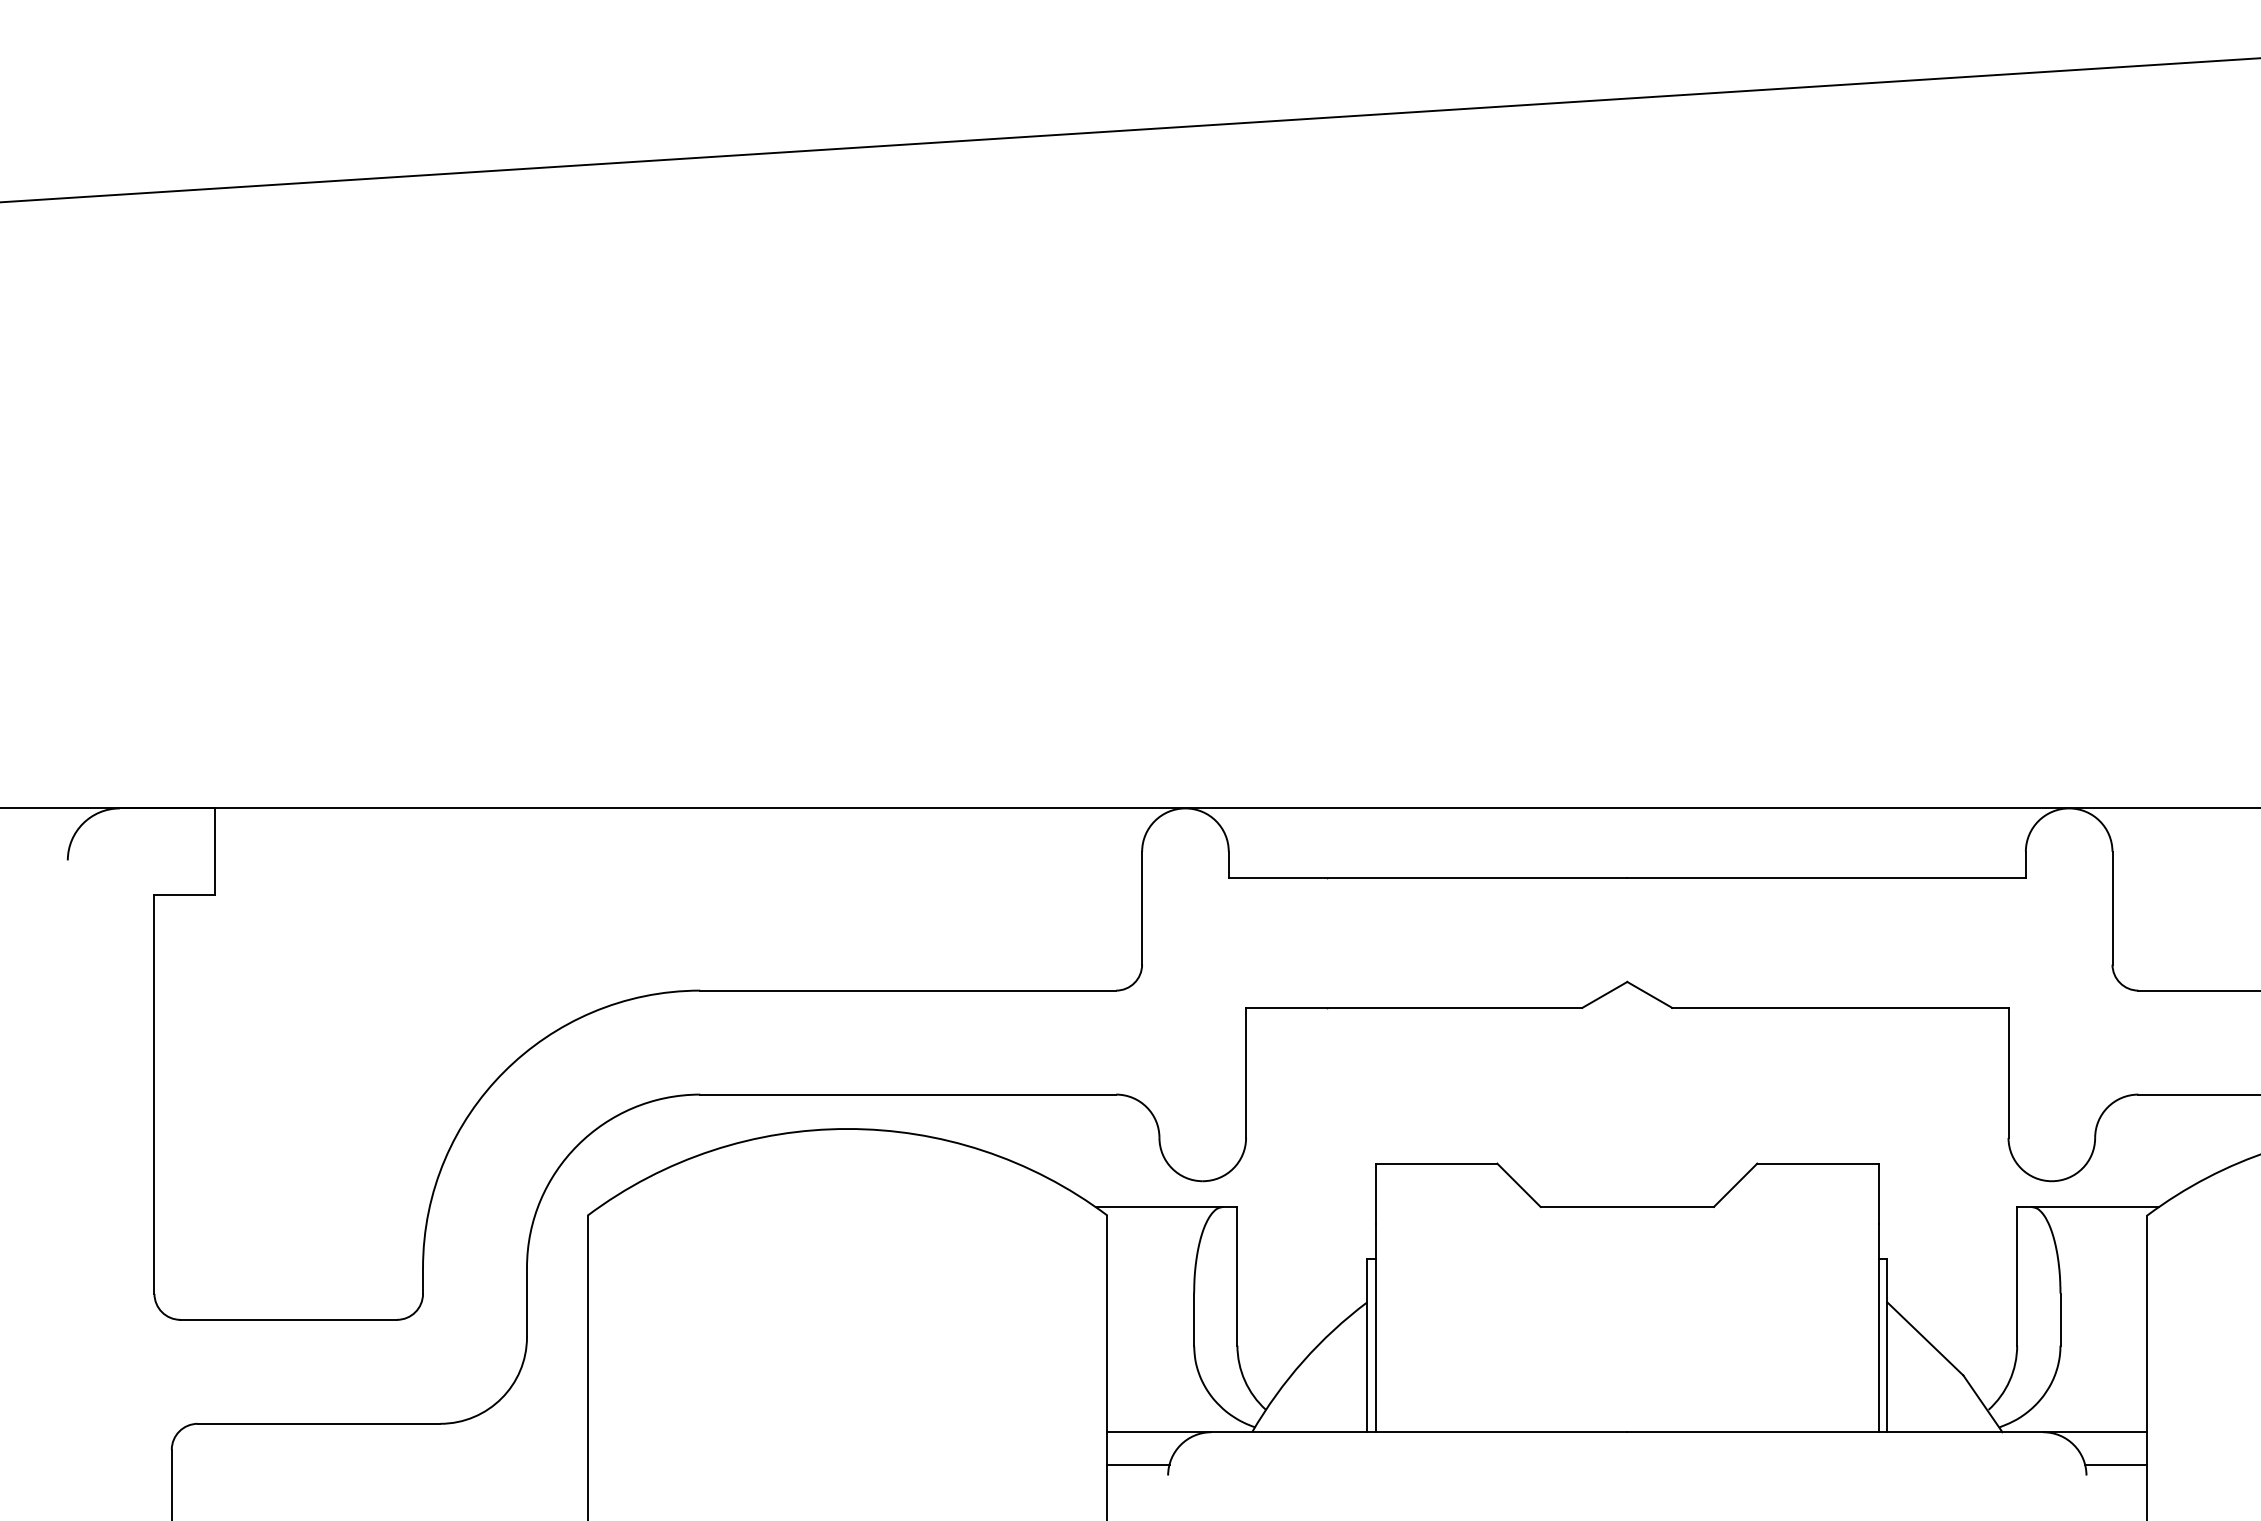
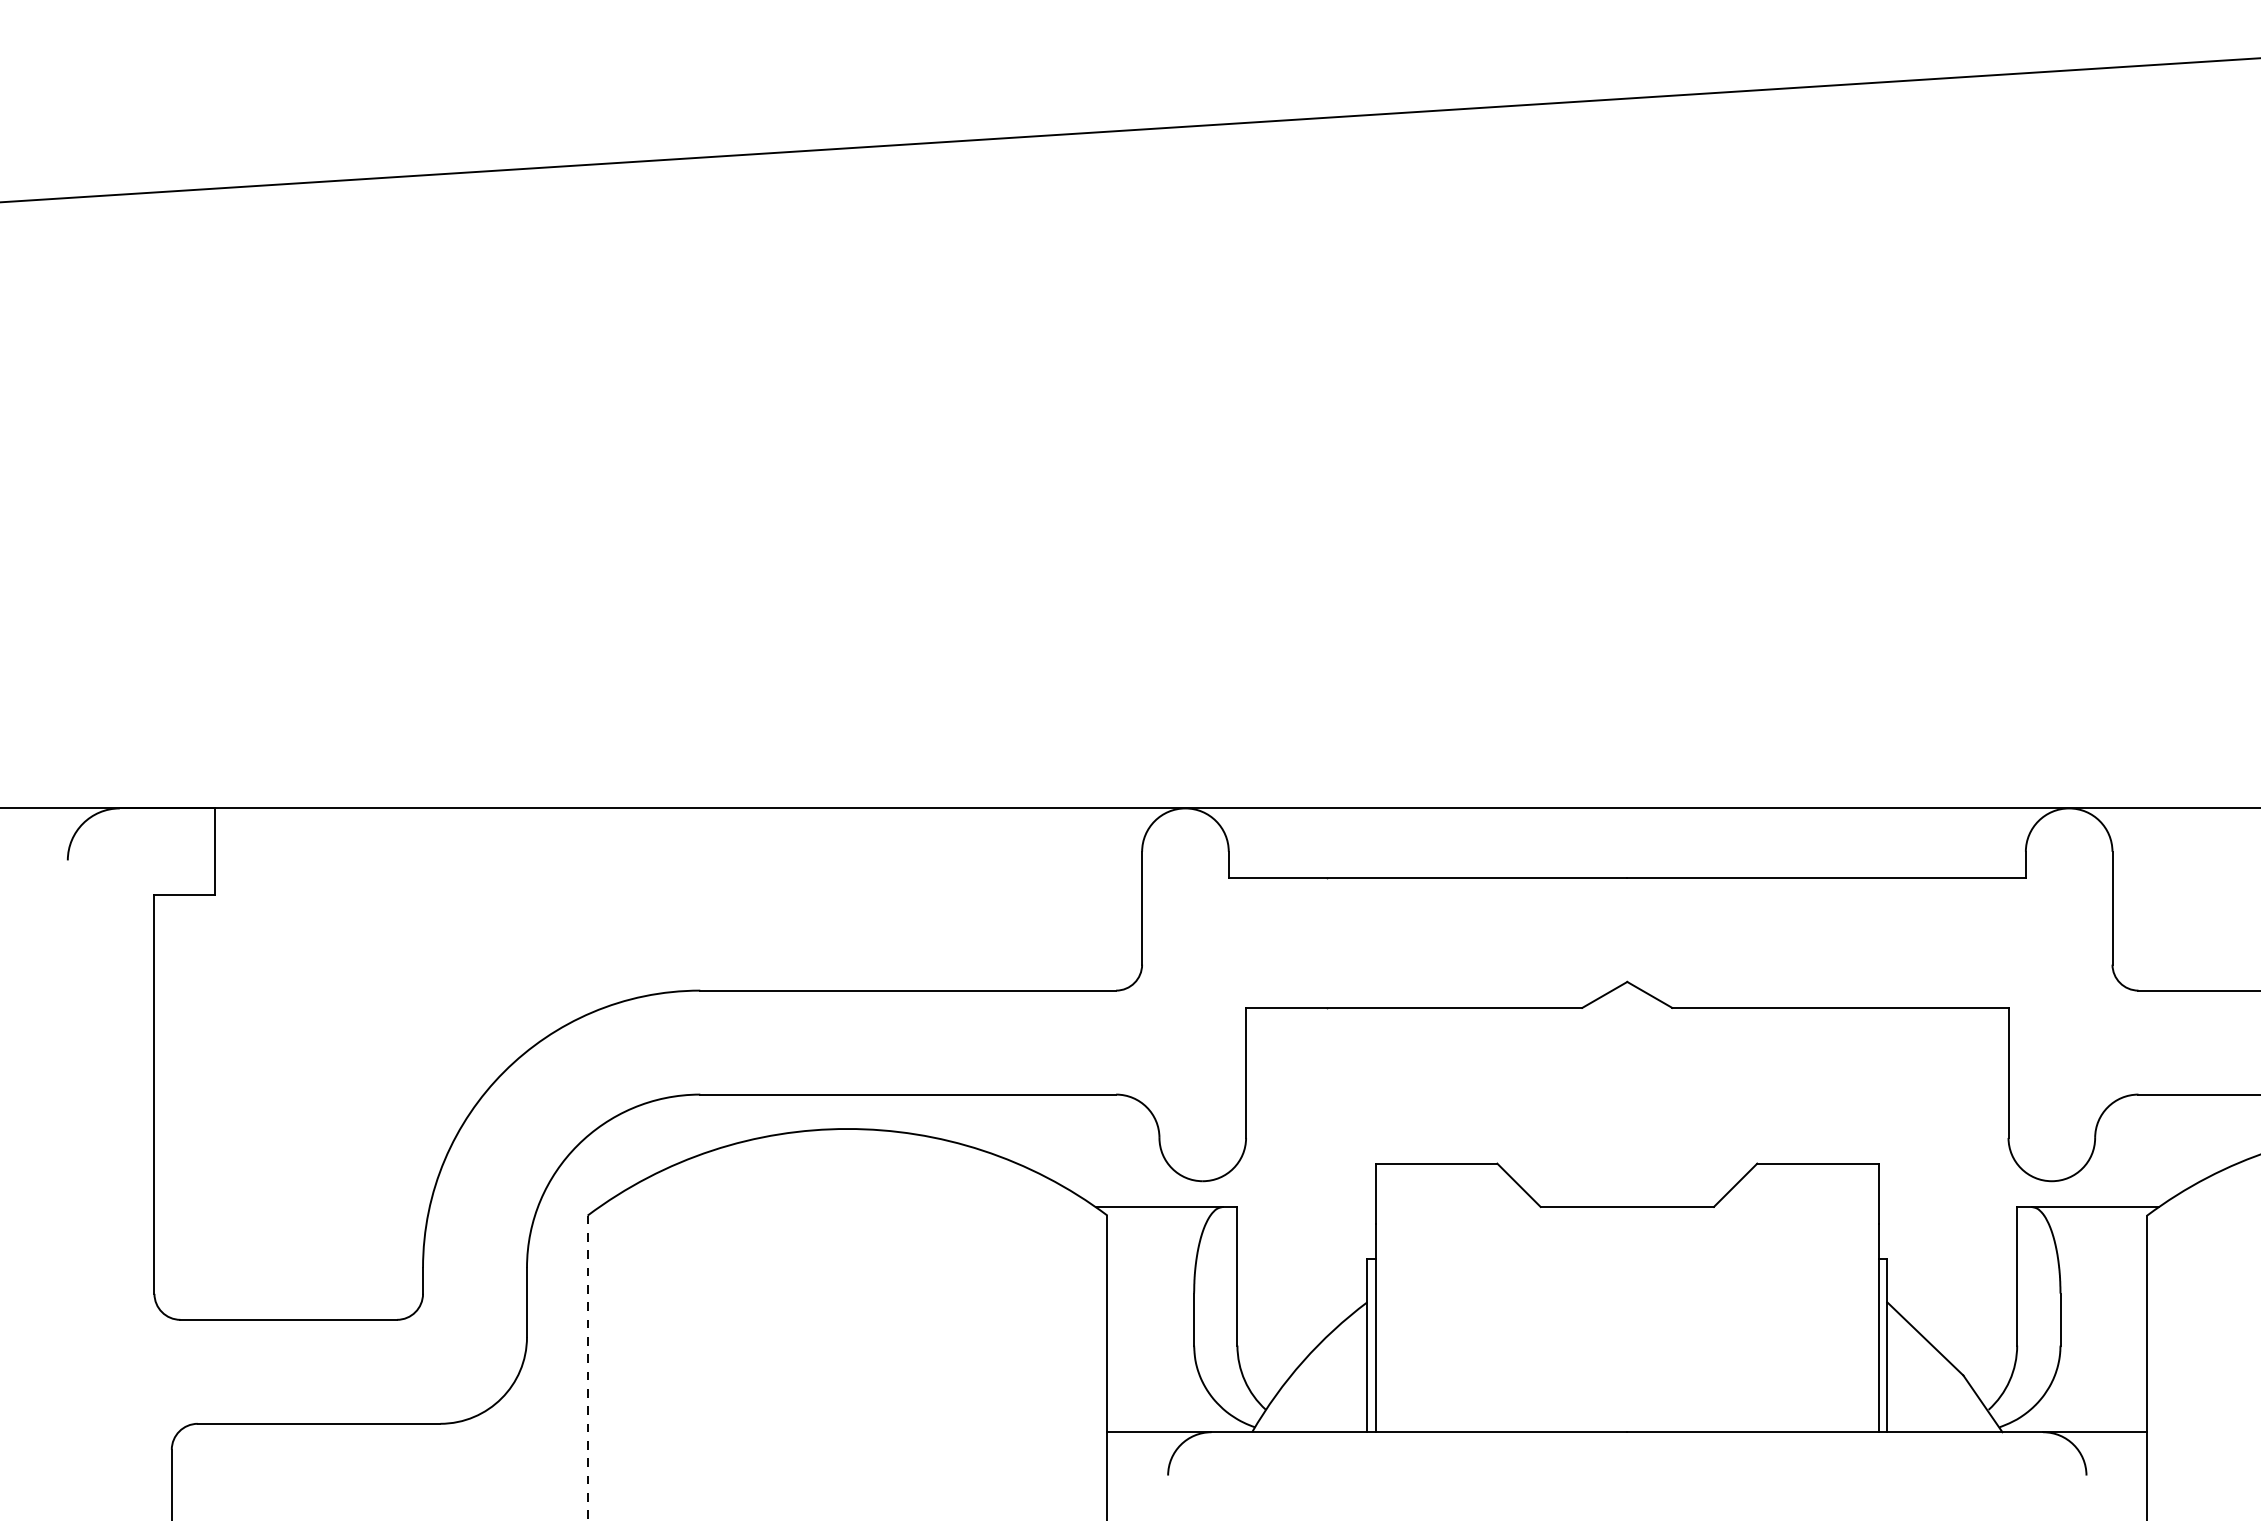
line: solid -> dashed (587, 1368)
line: present -> none (1138, 1464)
line: present -> none (2116, 1464)
